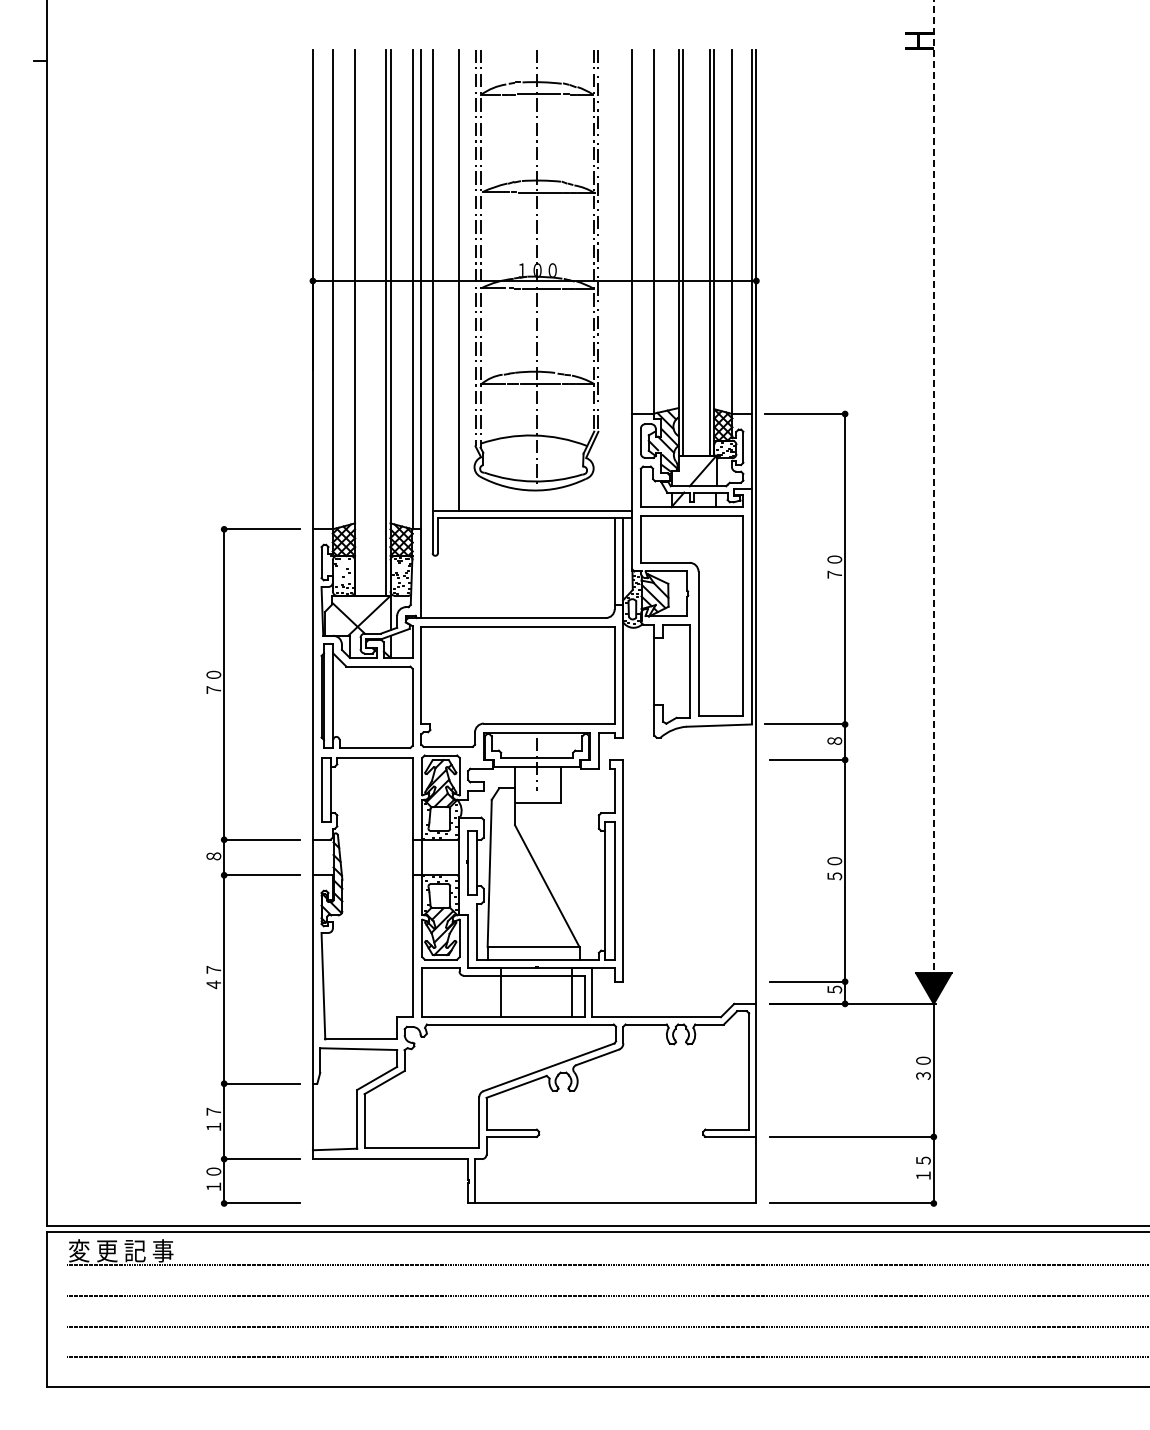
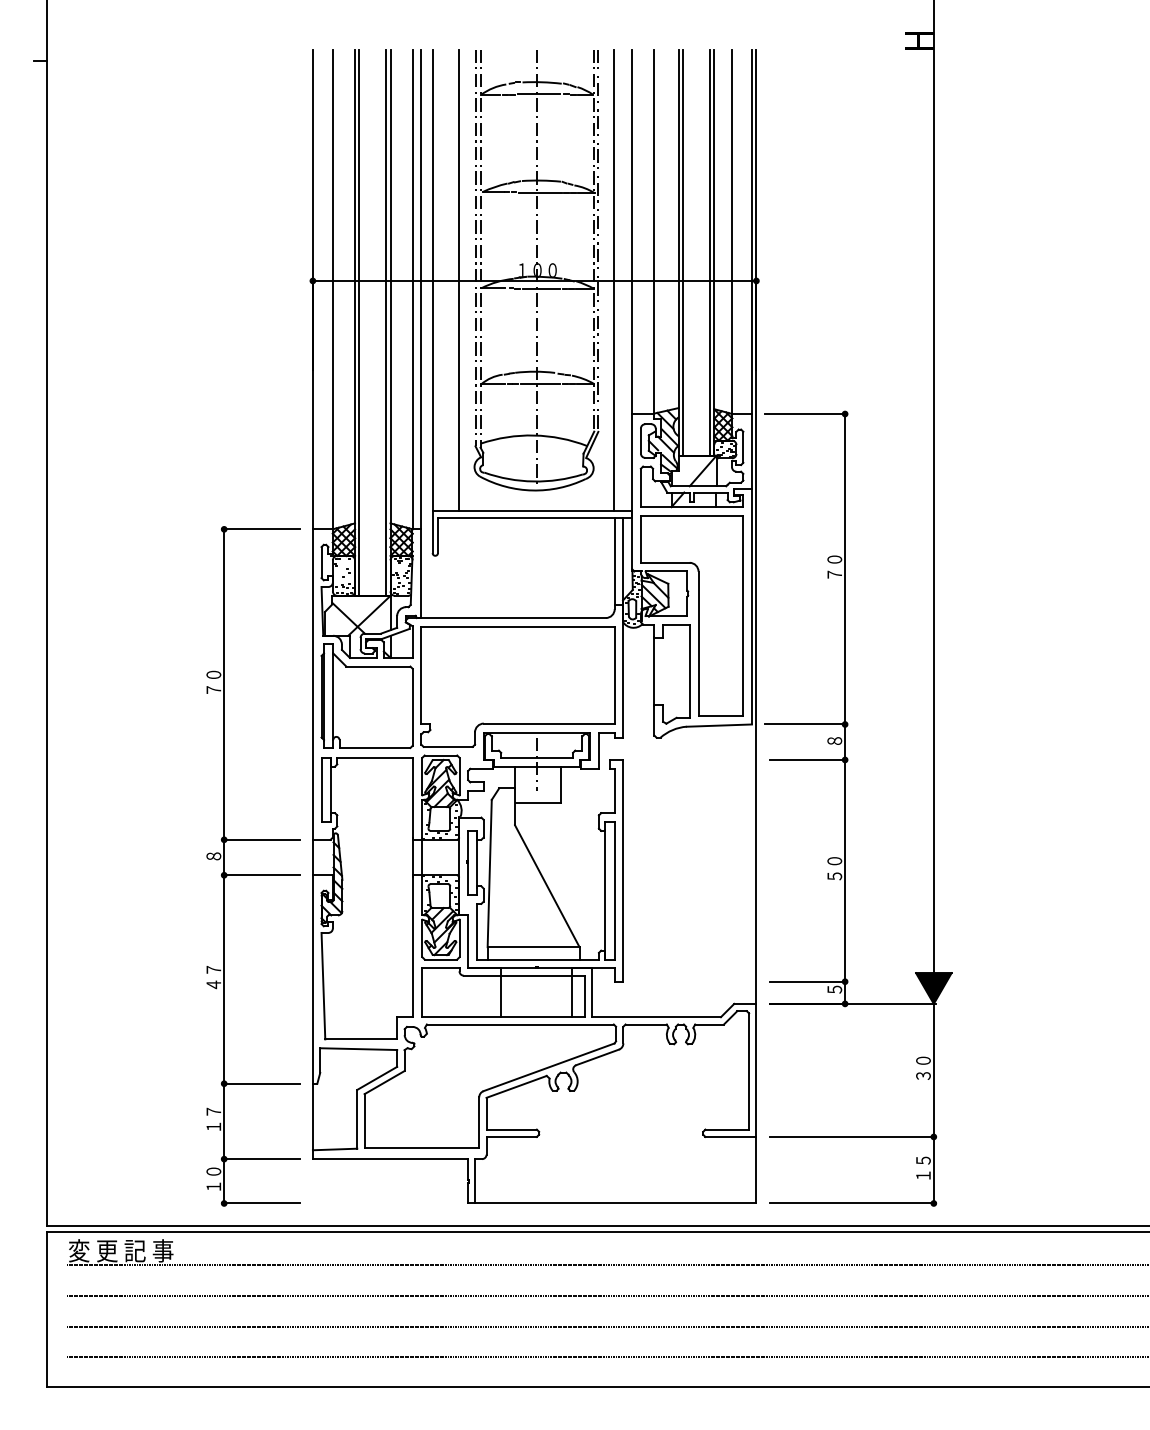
line: none -> present (613, 280)
line: none -> present (359, 322)
line: dashed -> solid (933, 502)
